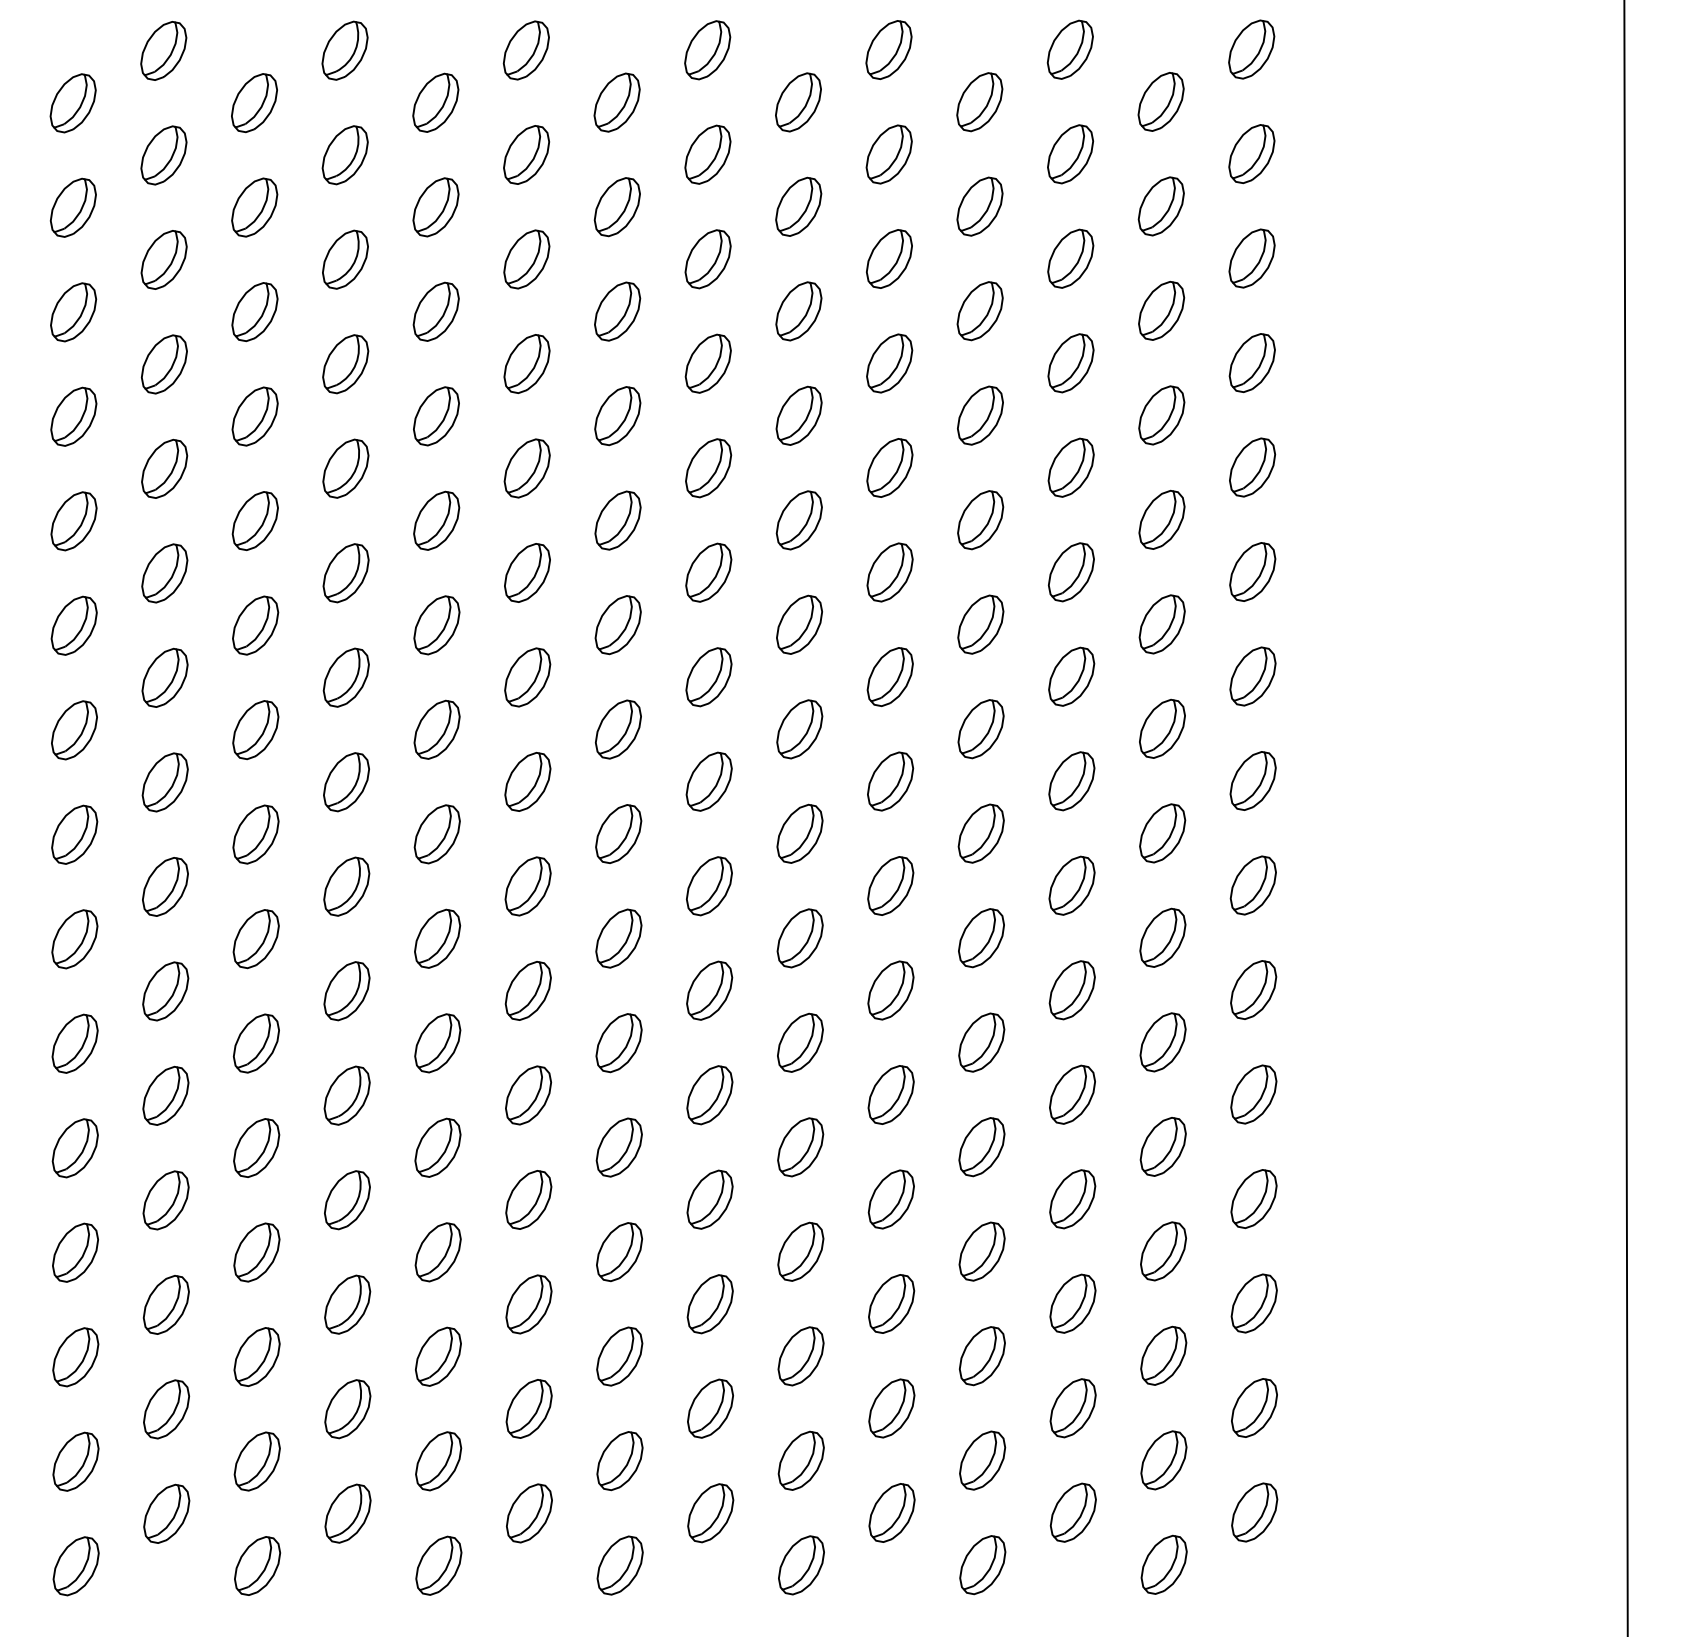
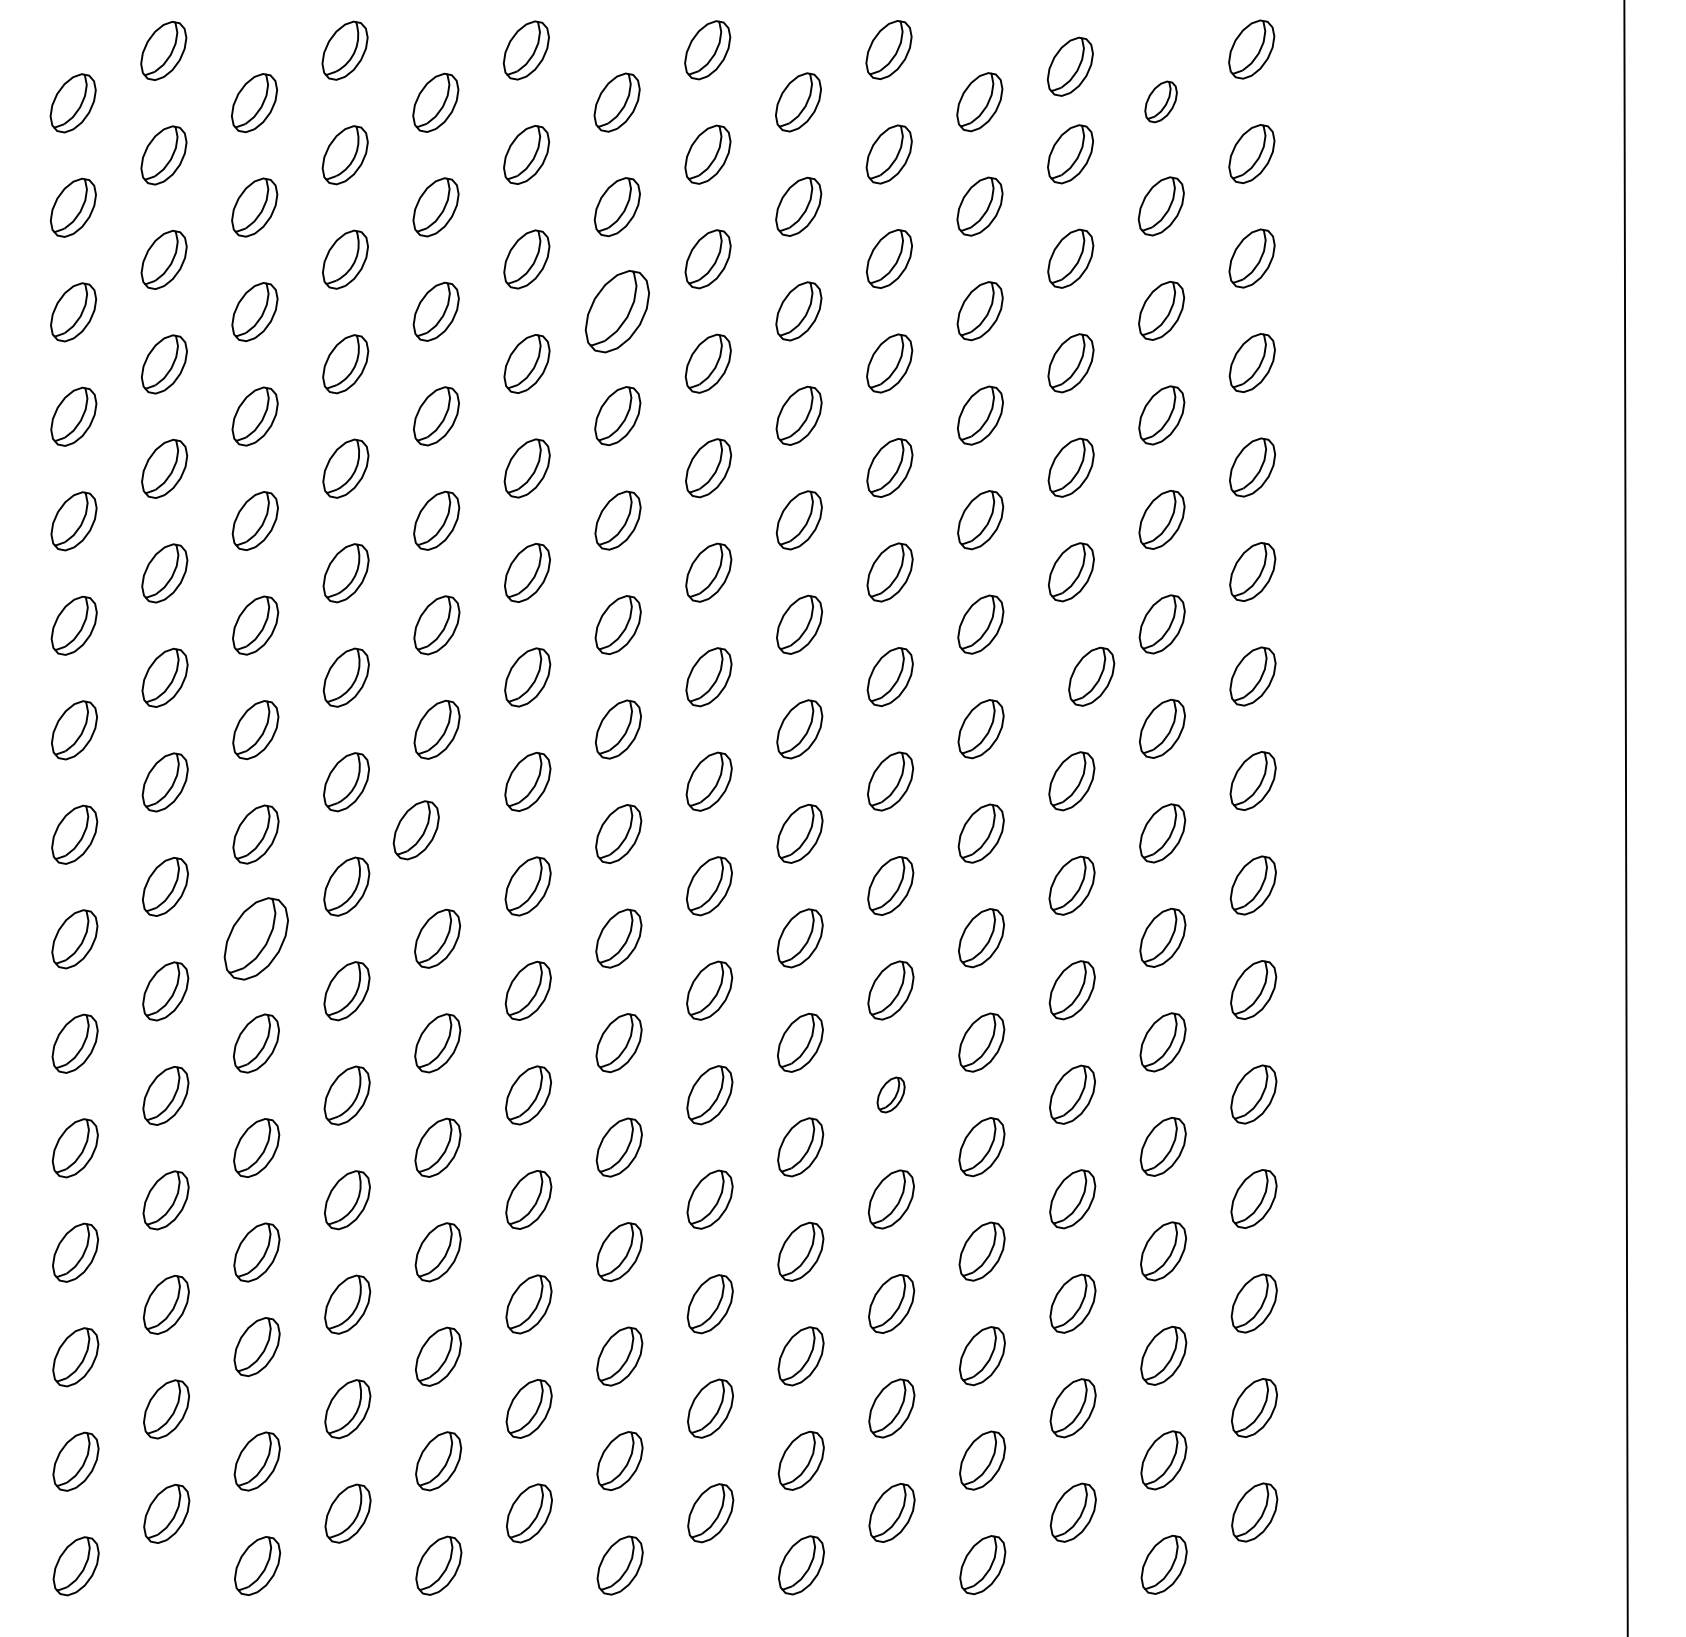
part position: (1069, 49) -> (1069, 66) (1069, 66)
part size: 48x60 px -> 34x44 px (1160, 101)
part size: 48x61 px -> 66x84 px (616, 311)
part position: (1071, 676) -> (1091, 676) (1091, 676)
part position: (436, 834) -> (415, 830) (415, 830)
part size: 48x61 px -> 66x84 px (255, 938)
part size: 48x60 px -> 30x38 px (890, 1094)
part position: (256, 1356) -> (256, 1346) (256, 1346)
